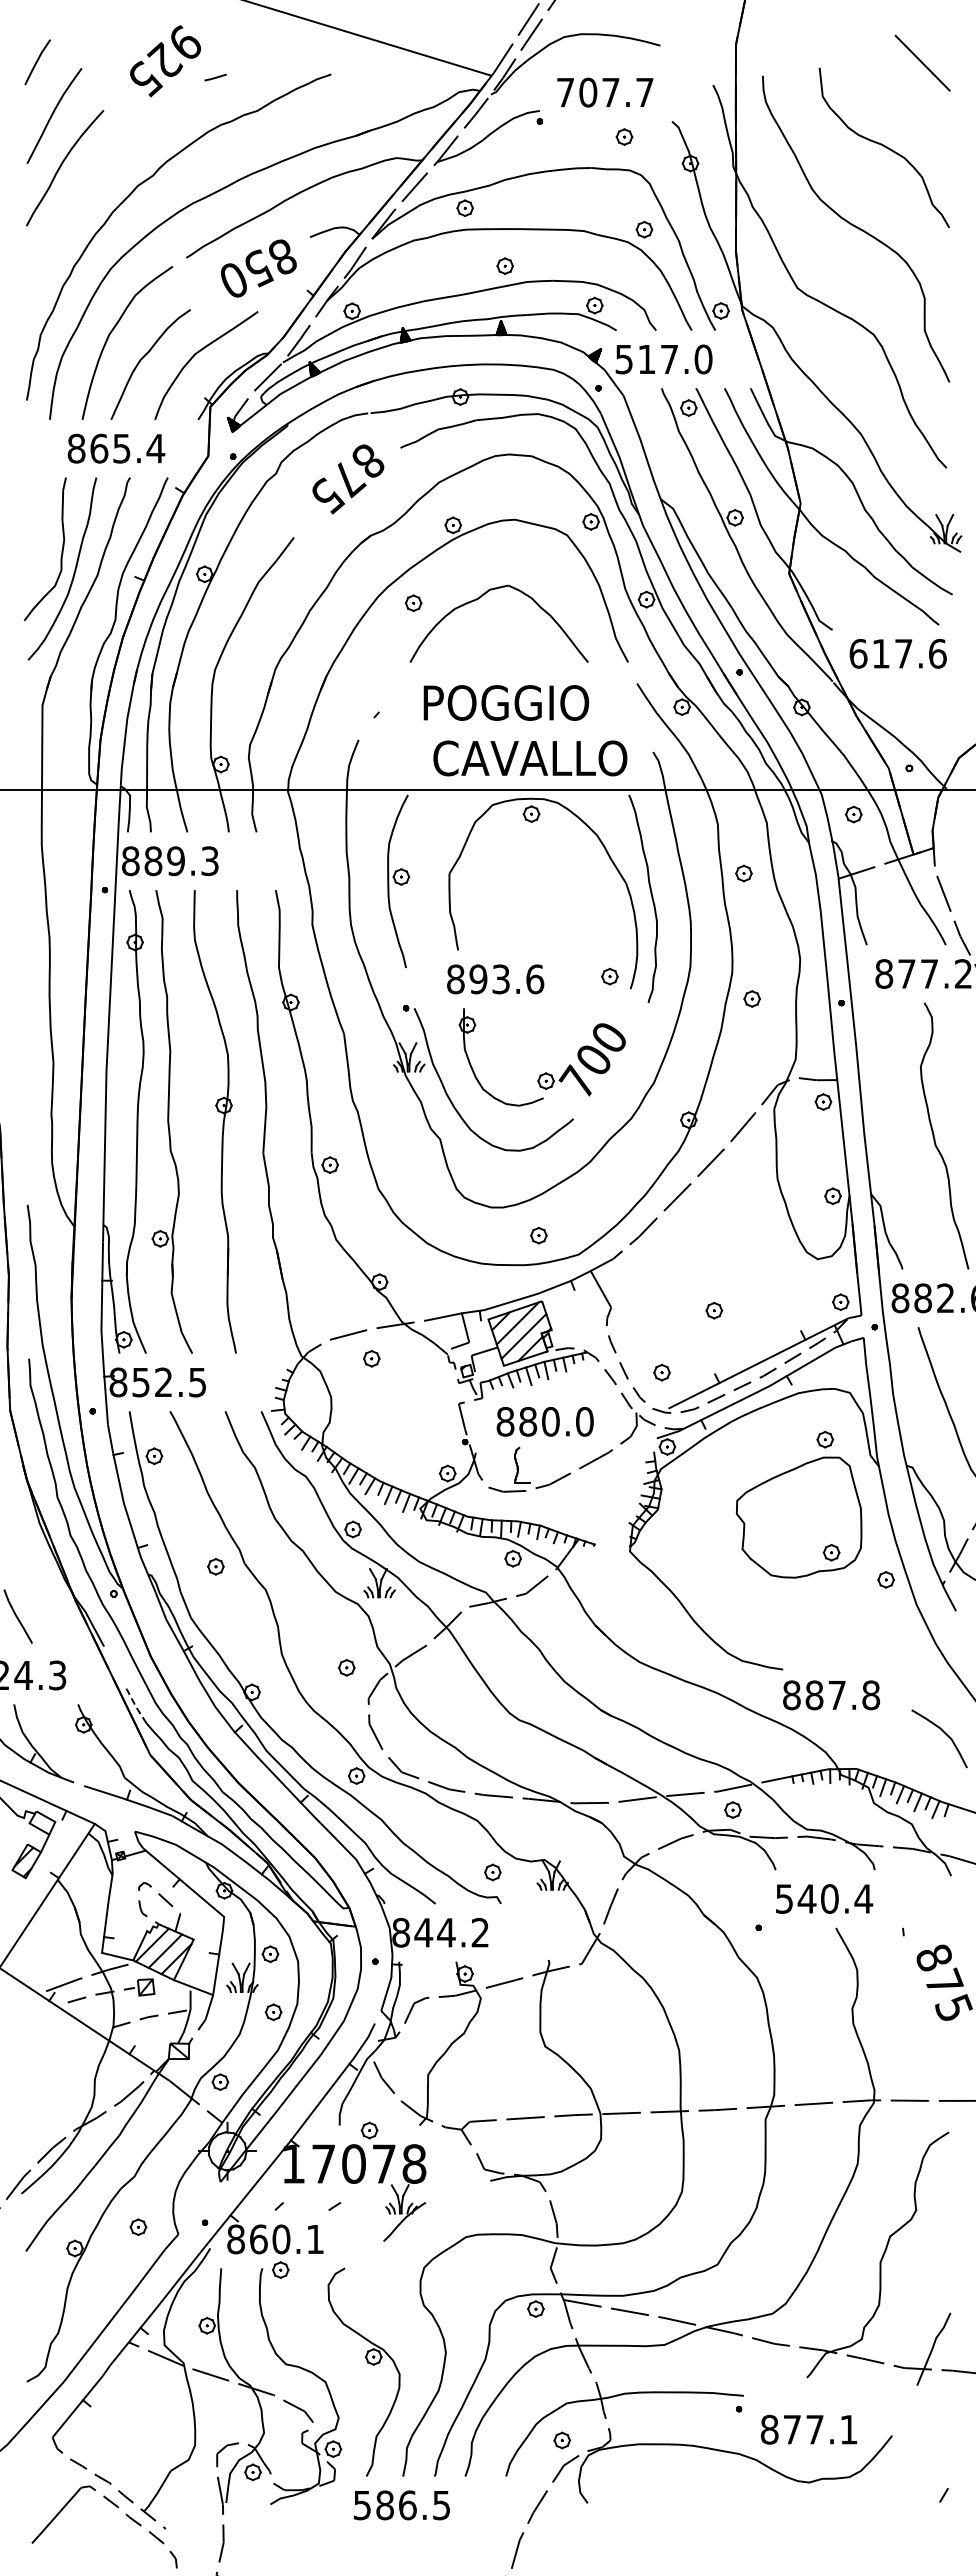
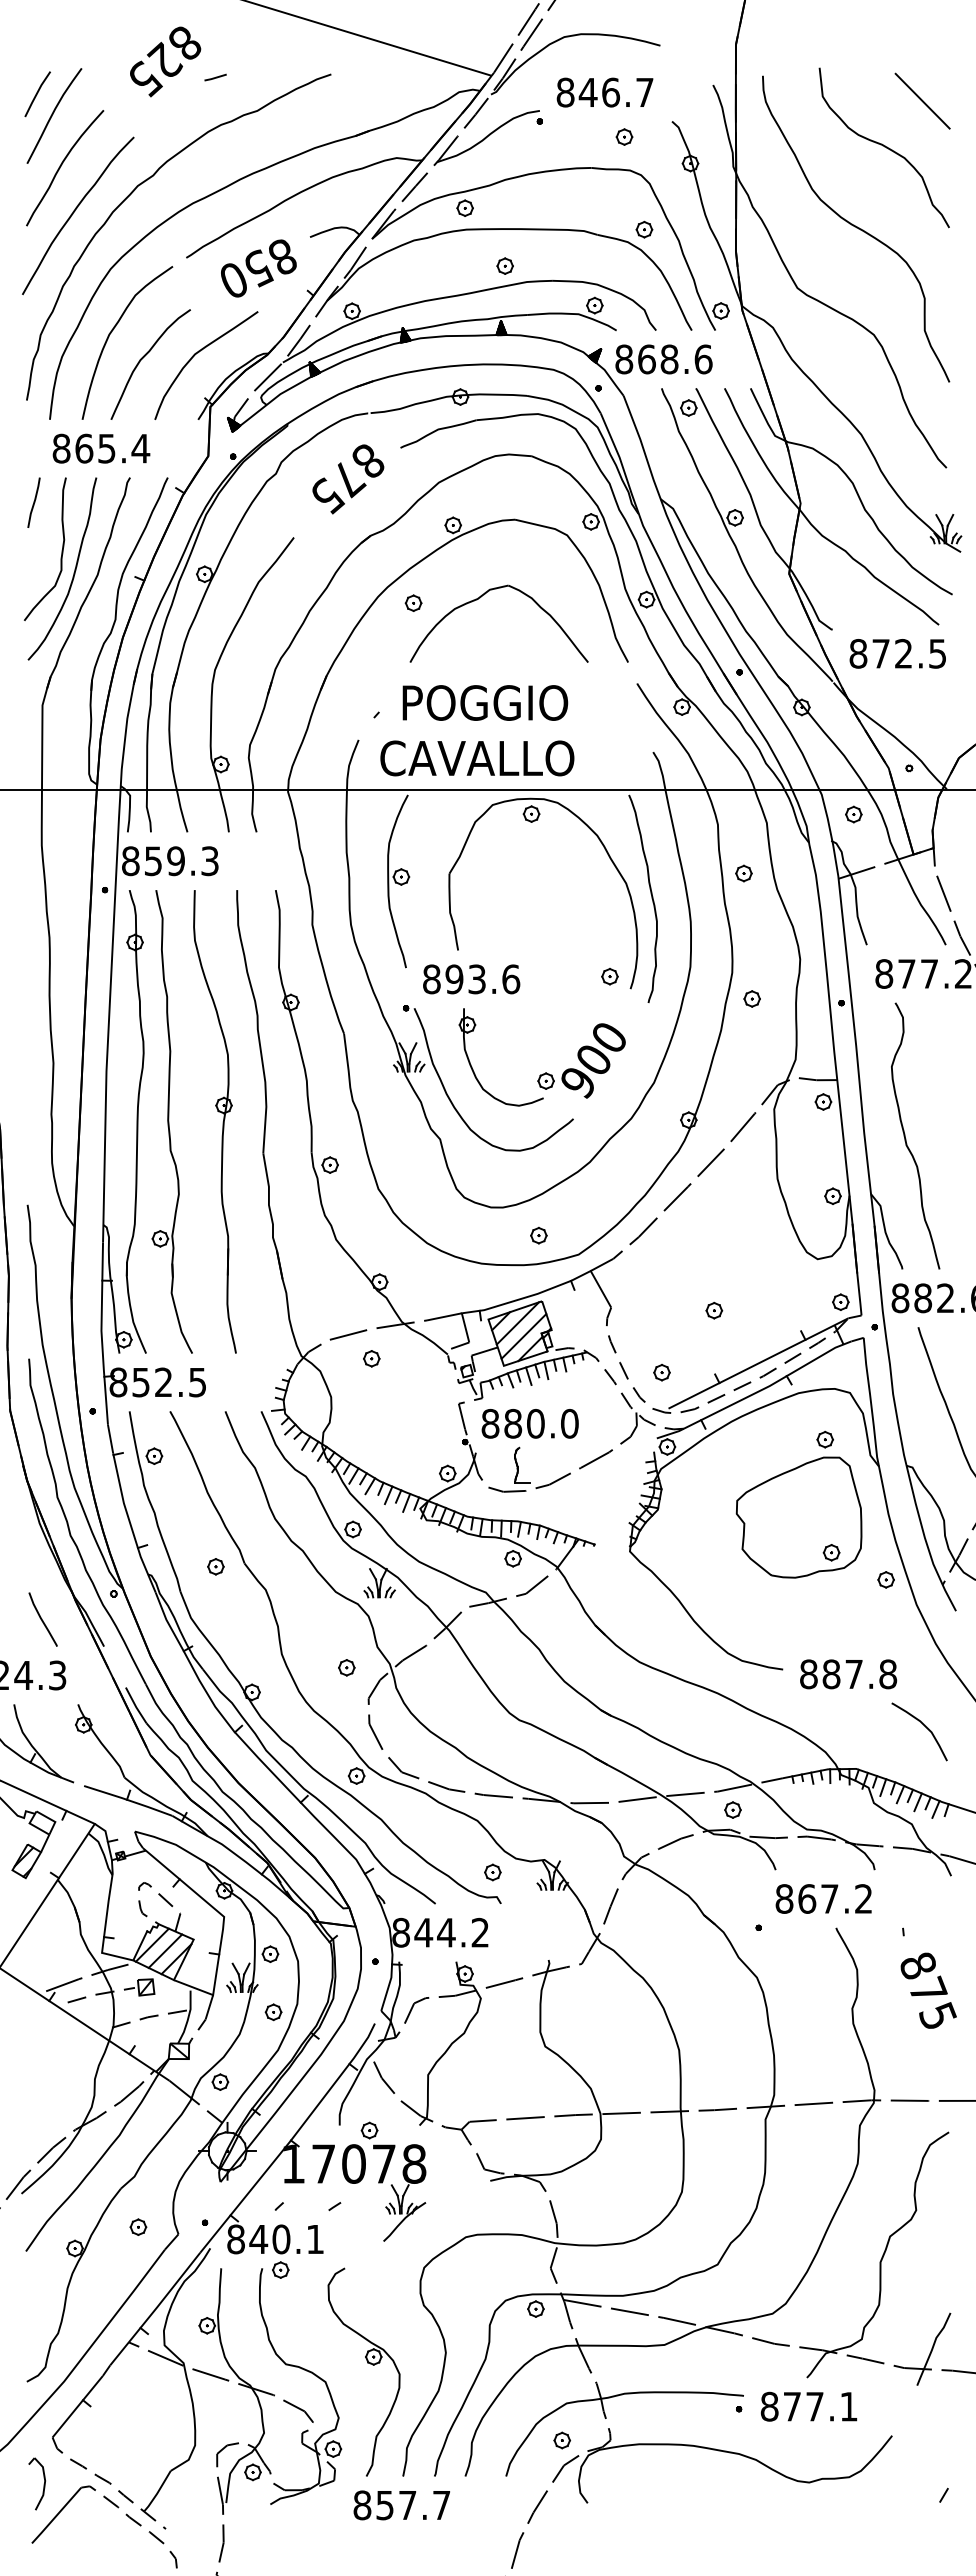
text: 925 -> 825 (184, 42)
line position: (37, 62) -> (37, 94) (37, 94)
line position: (922, 62) -> (922, 100) (922, 100)
text: 707.7 -> 846.7 (588, 92)
curve: none -> present (75, 211)
text: 517.0 -> 868.6 (663, 359)
text position: (116, 448) -> (101, 448) (101, 448)
line: none -> present (33, 502)
text: 617.6 -> 872.5 (897, 653)
text position: (506, 702) -> (485, 702) (485, 702)
text position: (530, 758) -> (477, 758) (477, 758)
text: 889.3 -> 859.3 (153, 861)
text position: (495, 979) -> (471, 979) (471, 979)
text: 700 -> 900 (575, 1081)
curve position: (935, 1138) -> (906, 1138) (906, 1138)
text position: (544, 1421) -> (529, 1423) (529, 1423)
curve position: (17, 1616) -> (42, 1619) (42, 1619)
text position: (831, 1695) -> (848, 1674) (848, 1674)
line: dashed -> solid (135, 1705)
curve position: (944, 1733) -> (924, 1726) (924, 1726)
text: 540.4 -> 867.2 (824, 1898)
text position: (944, 1982) -> (928, 1990) (928, 1990)
text: 860.1 -> 840.1 (258, 2239)
text position: (808, 2429) -> (808, 2406) (808, 2406)
part: none -> present (43, 2484)
text: 586.5 -> 857.7 (401, 2505)
